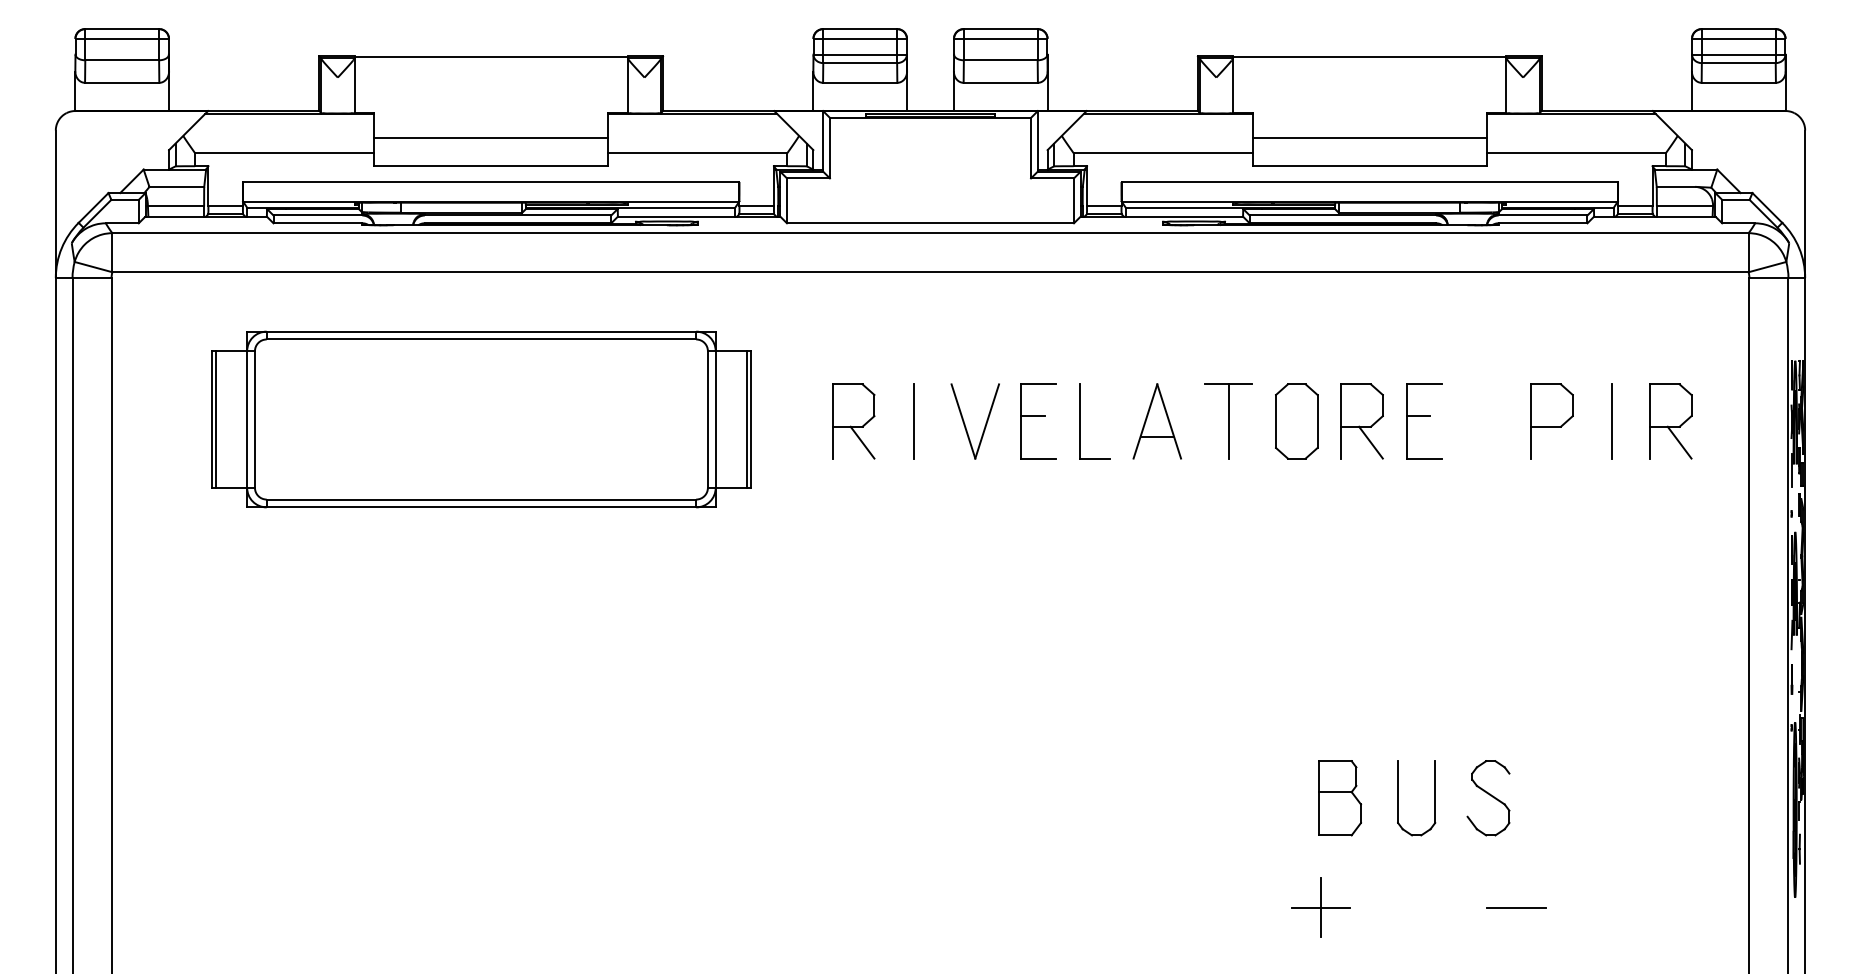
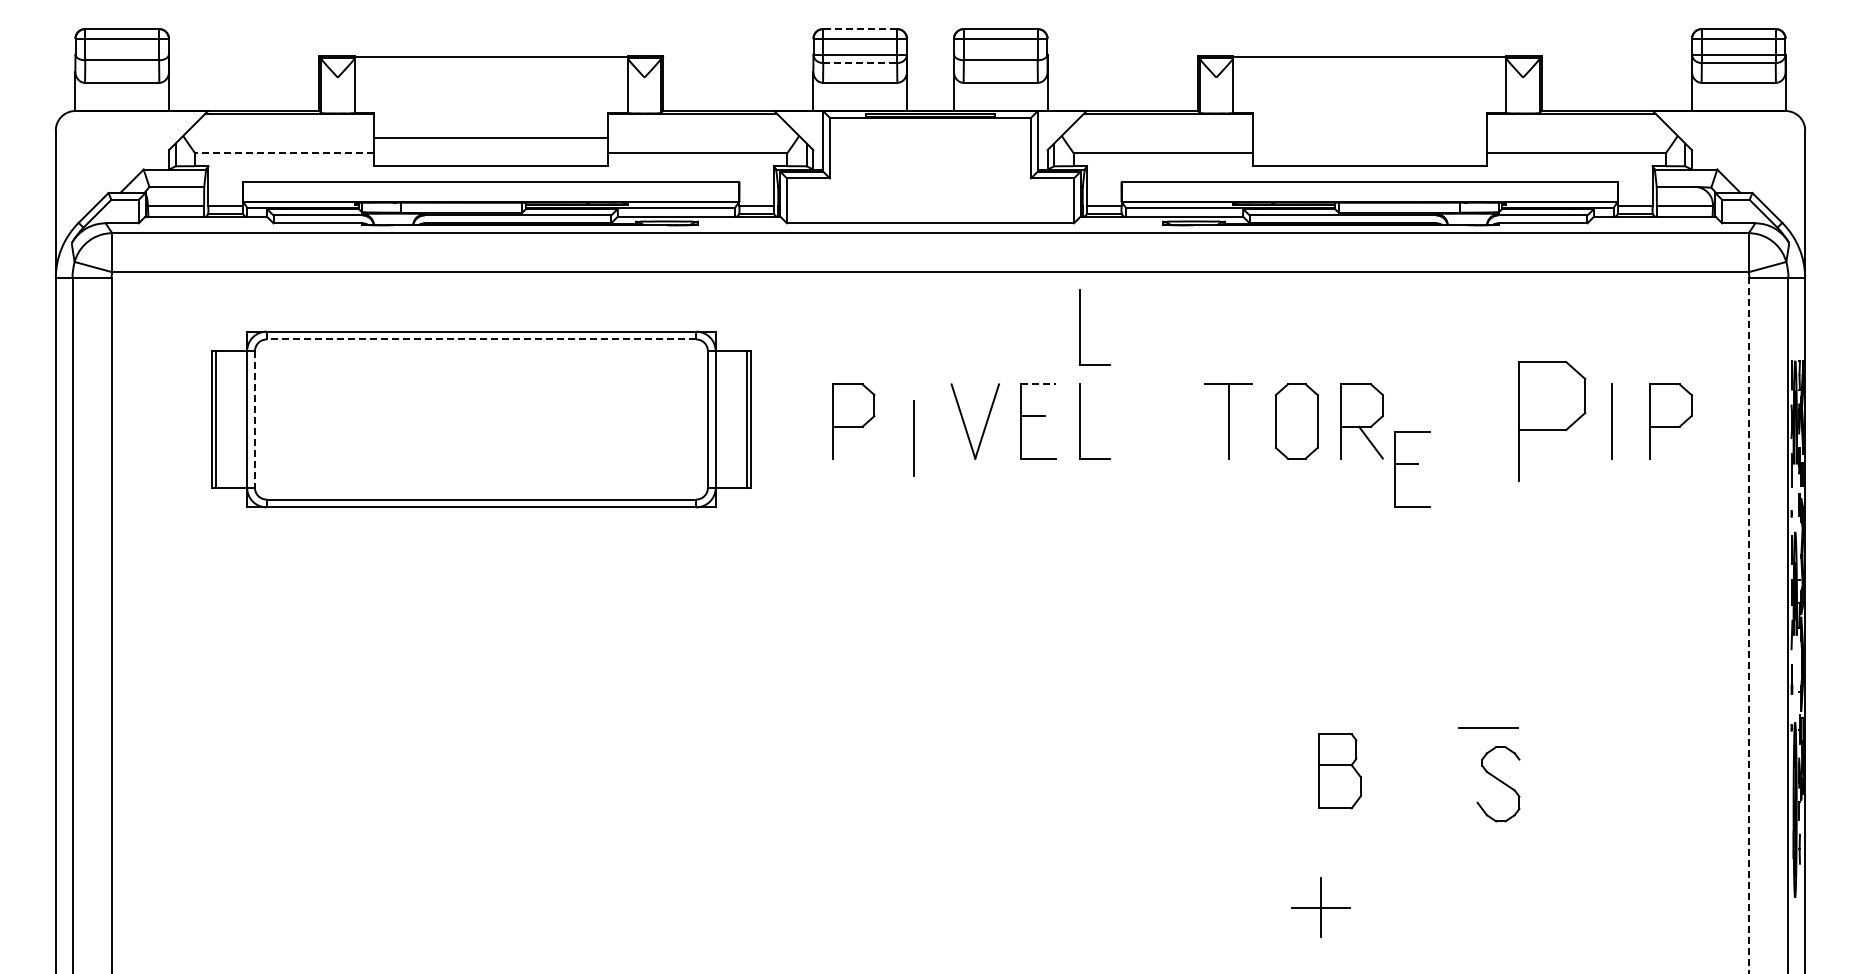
line: solid -> dashed (860, 29)
line: solid -> dashed (860, 63)
line: present -> none (1369, 138)
line: solid -> dashed (284, 153)
part: none -> present (1080, 327)
line: solid -> dashed (481, 339)
line: solid -> dashed (1038, 384)
line: solid -> dashed (254, 420)
line position: (913, 421) -> (913, 438) (913, 438)
part: present -> none (1156, 421)
part position: (1424, 421) -> (1412, 469) (1412, 469)
part size: 44x77 px -> 69x121 px (1552, 421)
line: present -> none (862, 442)
line: present -> none (1679, 442)
line: solid -> dashed (1749, 625)
part position: (1340, 798) -> (1340, 771) (1340, 771)
part: present -> none (1398, 798)
part position: (1488, 798) -> (1498, 784) (1498, 784)
line position: (1516, 907) -> (1488, 727) (1488, 727)
